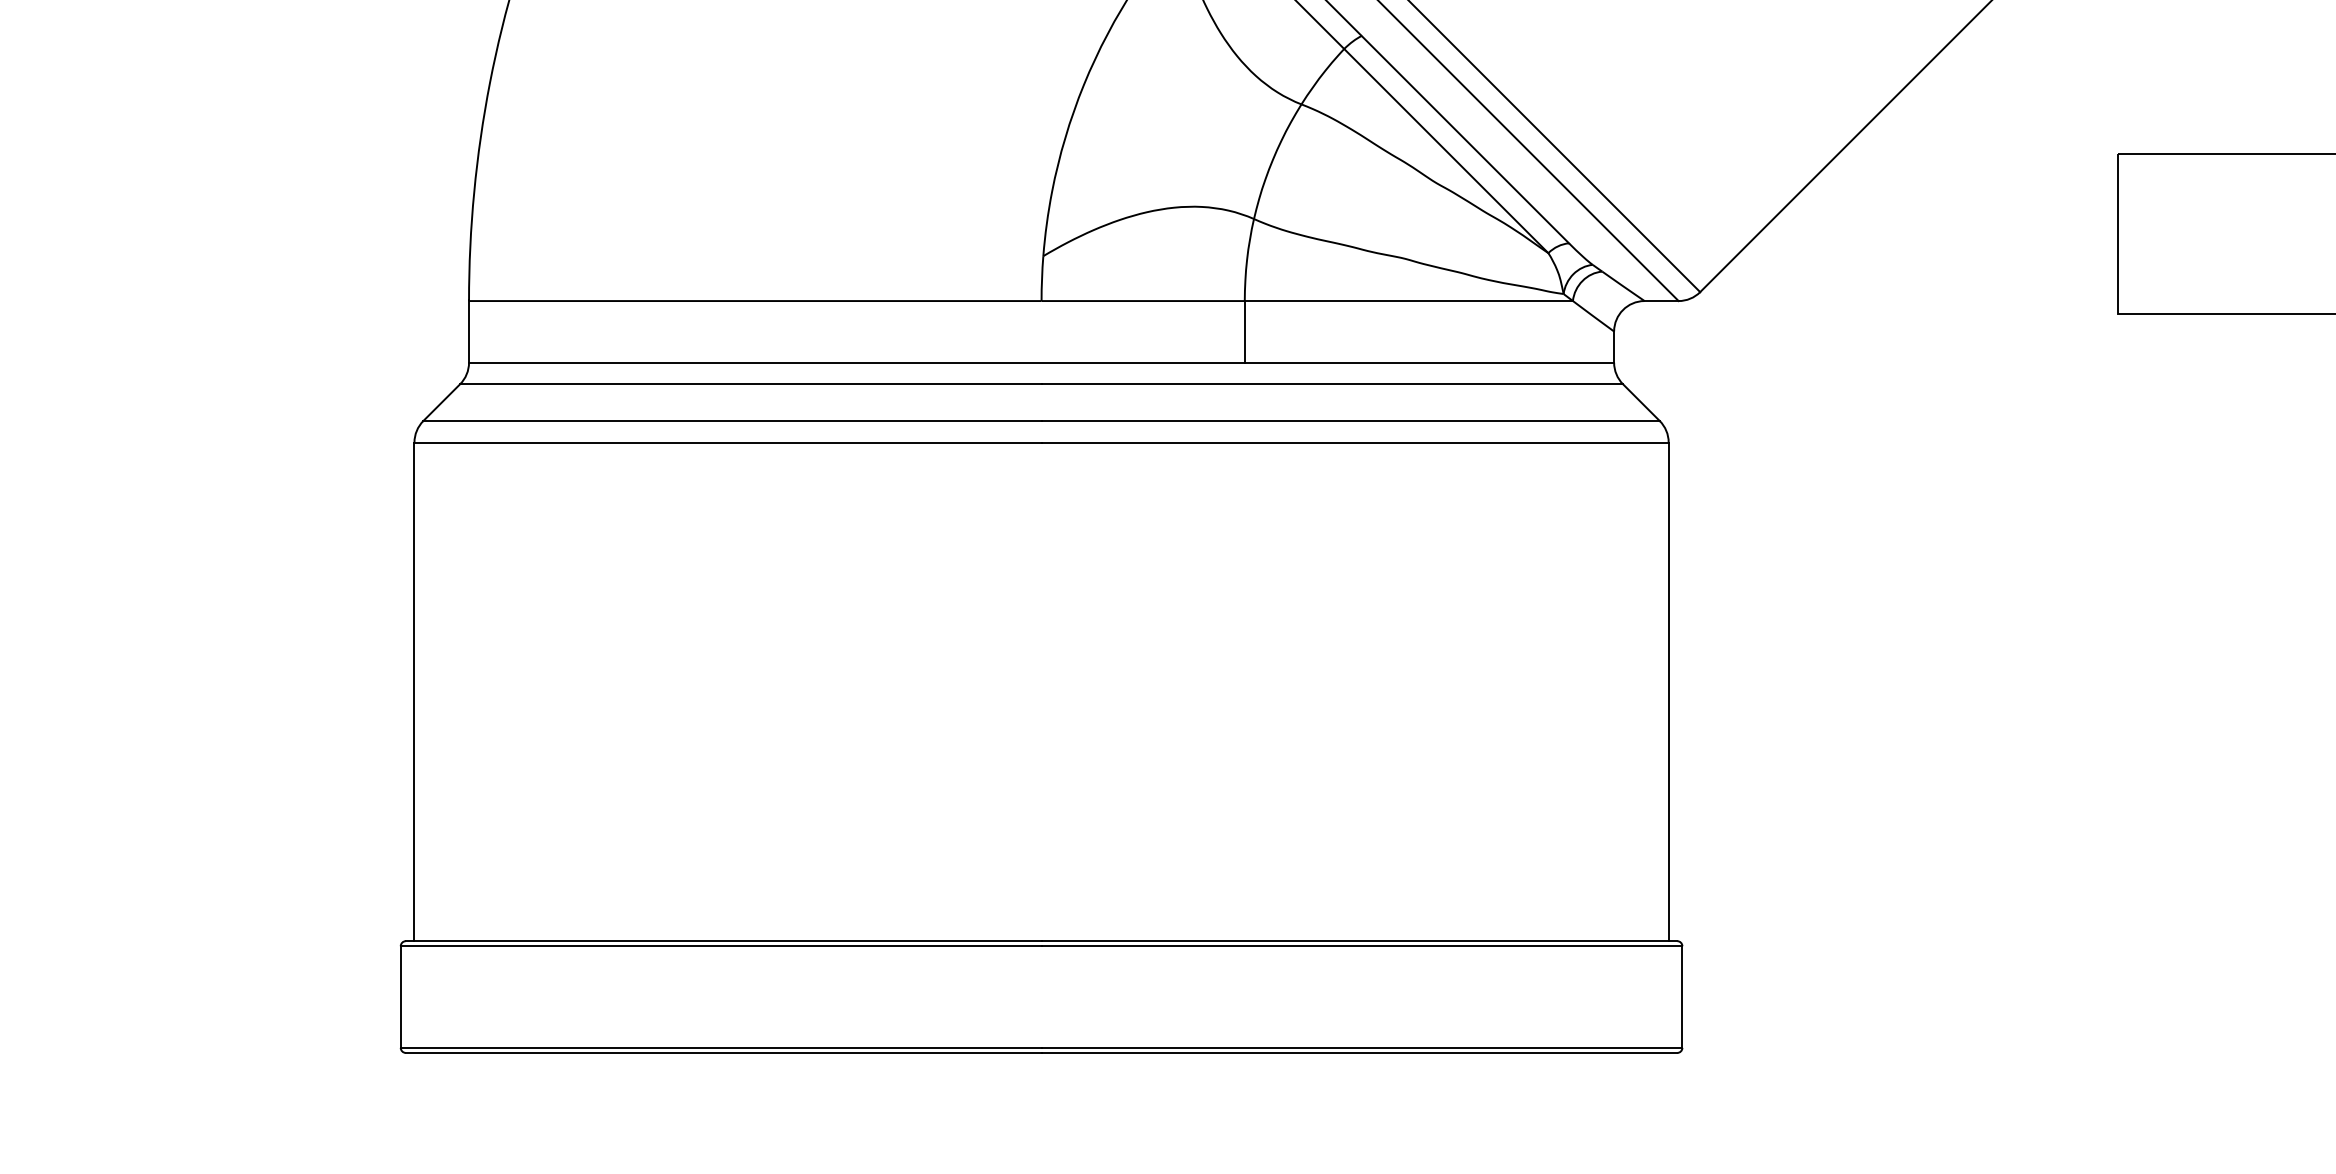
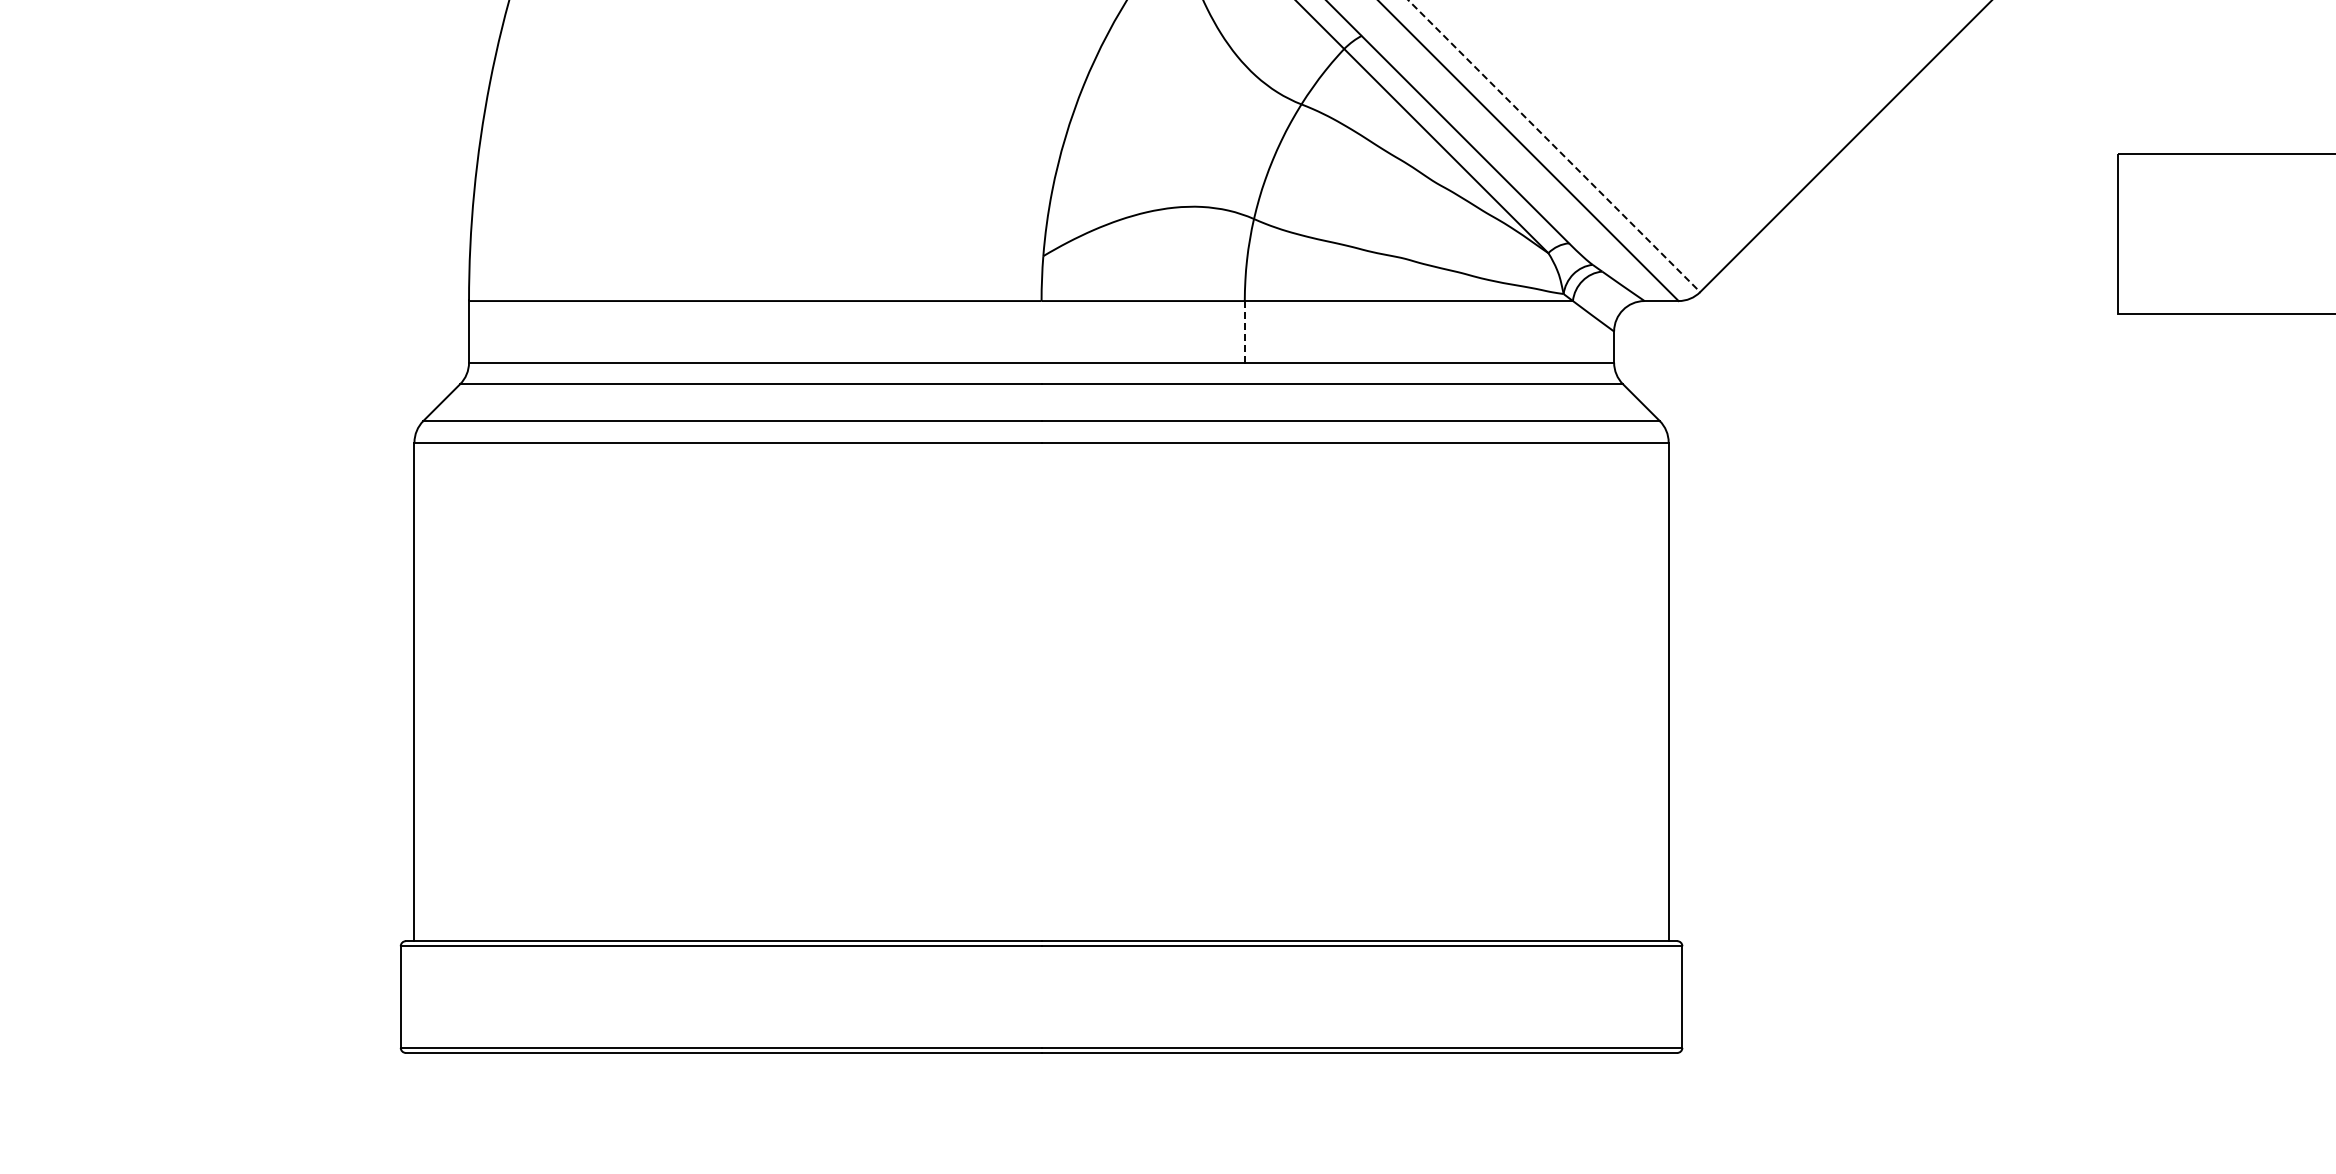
line: solid -> dashed (1554, 146)
line: solid -> dashed (1244, 331)
